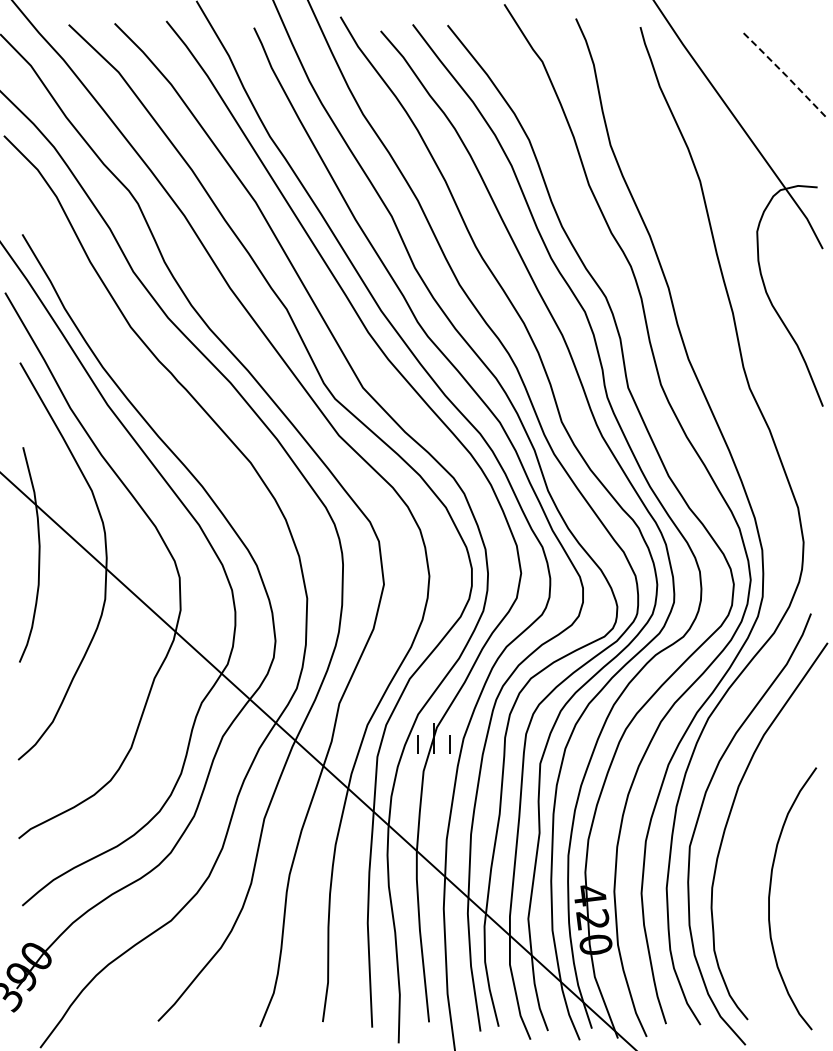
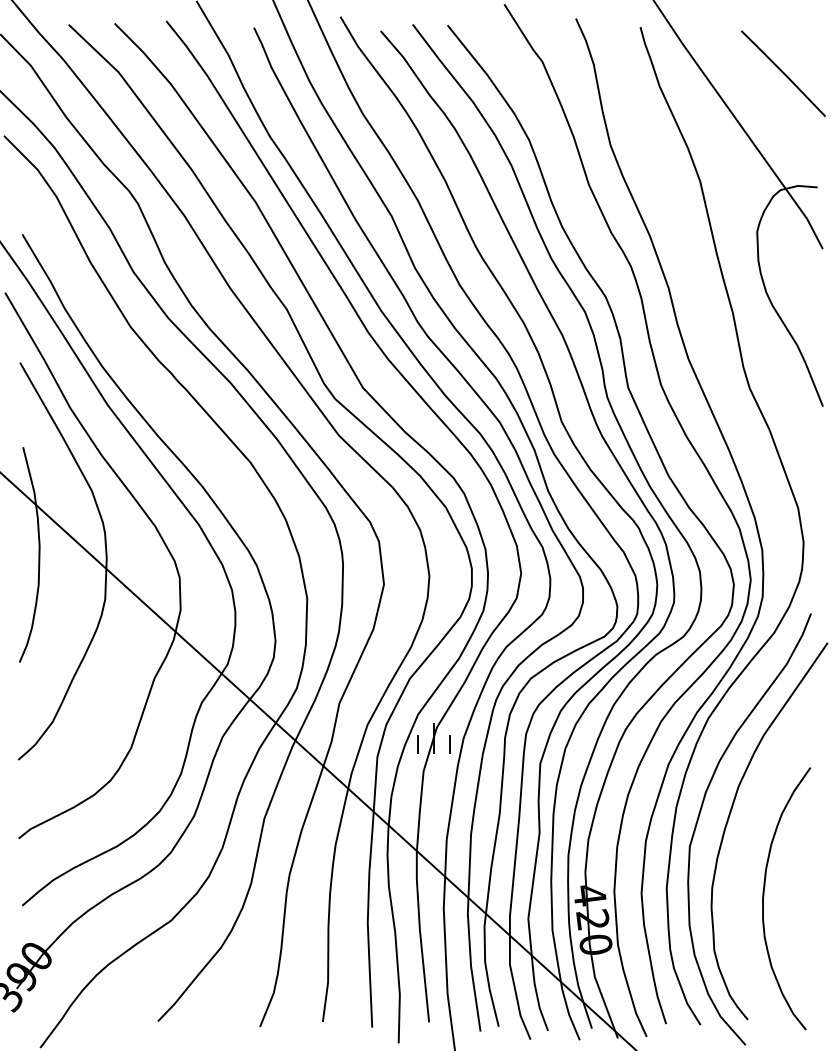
line: dashed -> solid (783, 72)
curve position: (770, 896) -> (764, 896) (764, 896)
